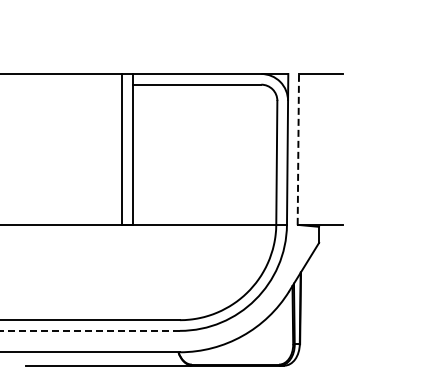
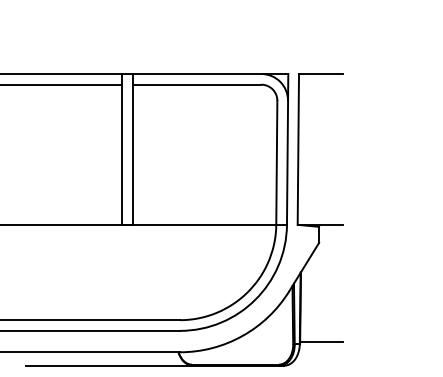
line: none -> present (62, 84)
line: dashed -> solid (298, 148)
line: dashed -> solid (90, 330)
line: none -> present (321, 341)
